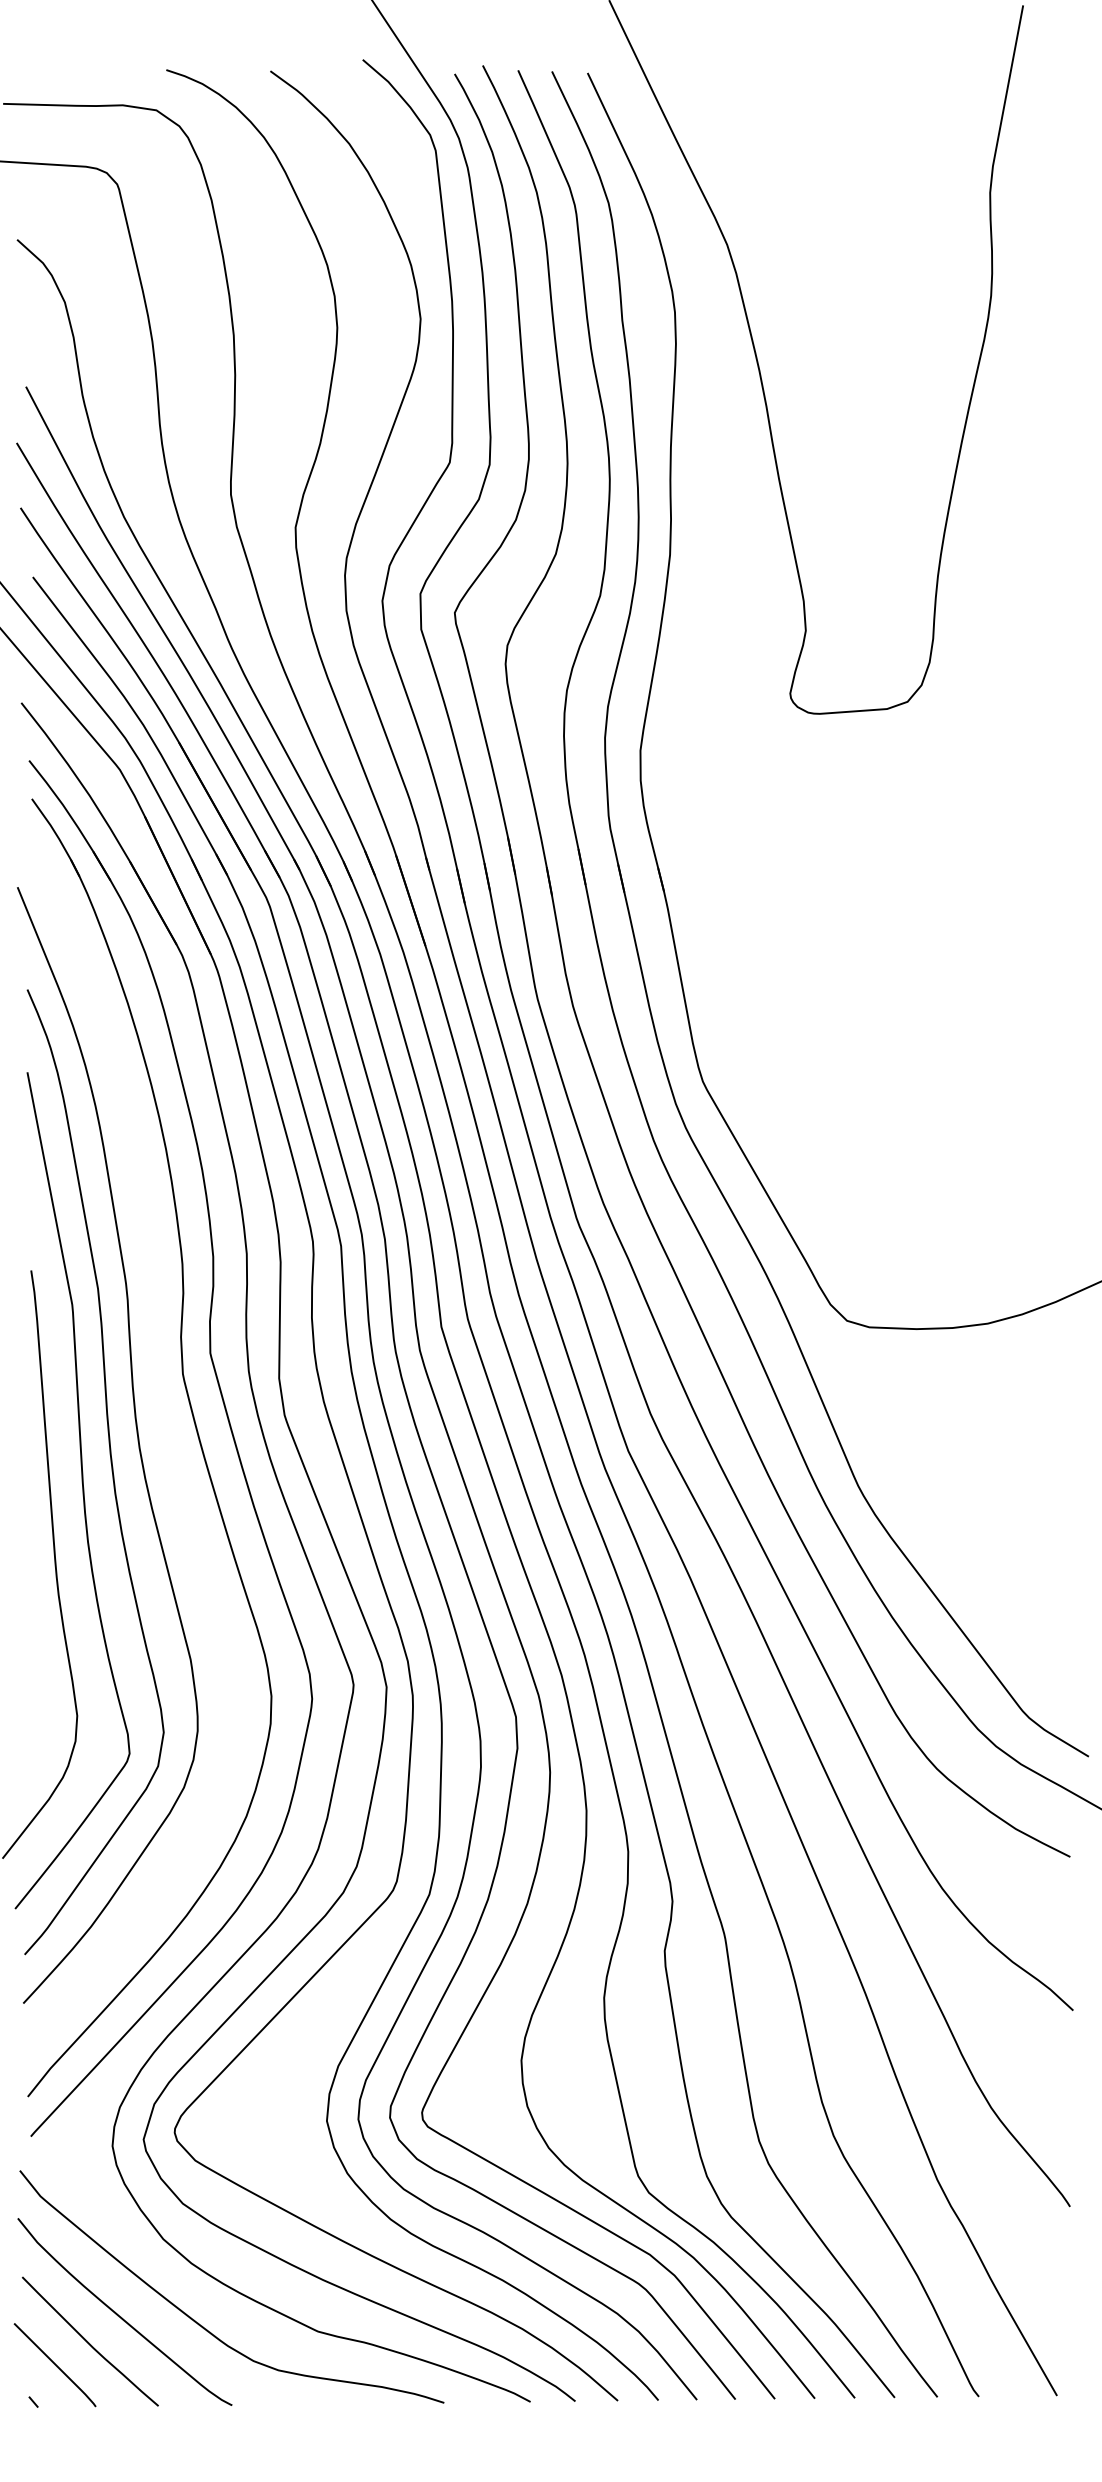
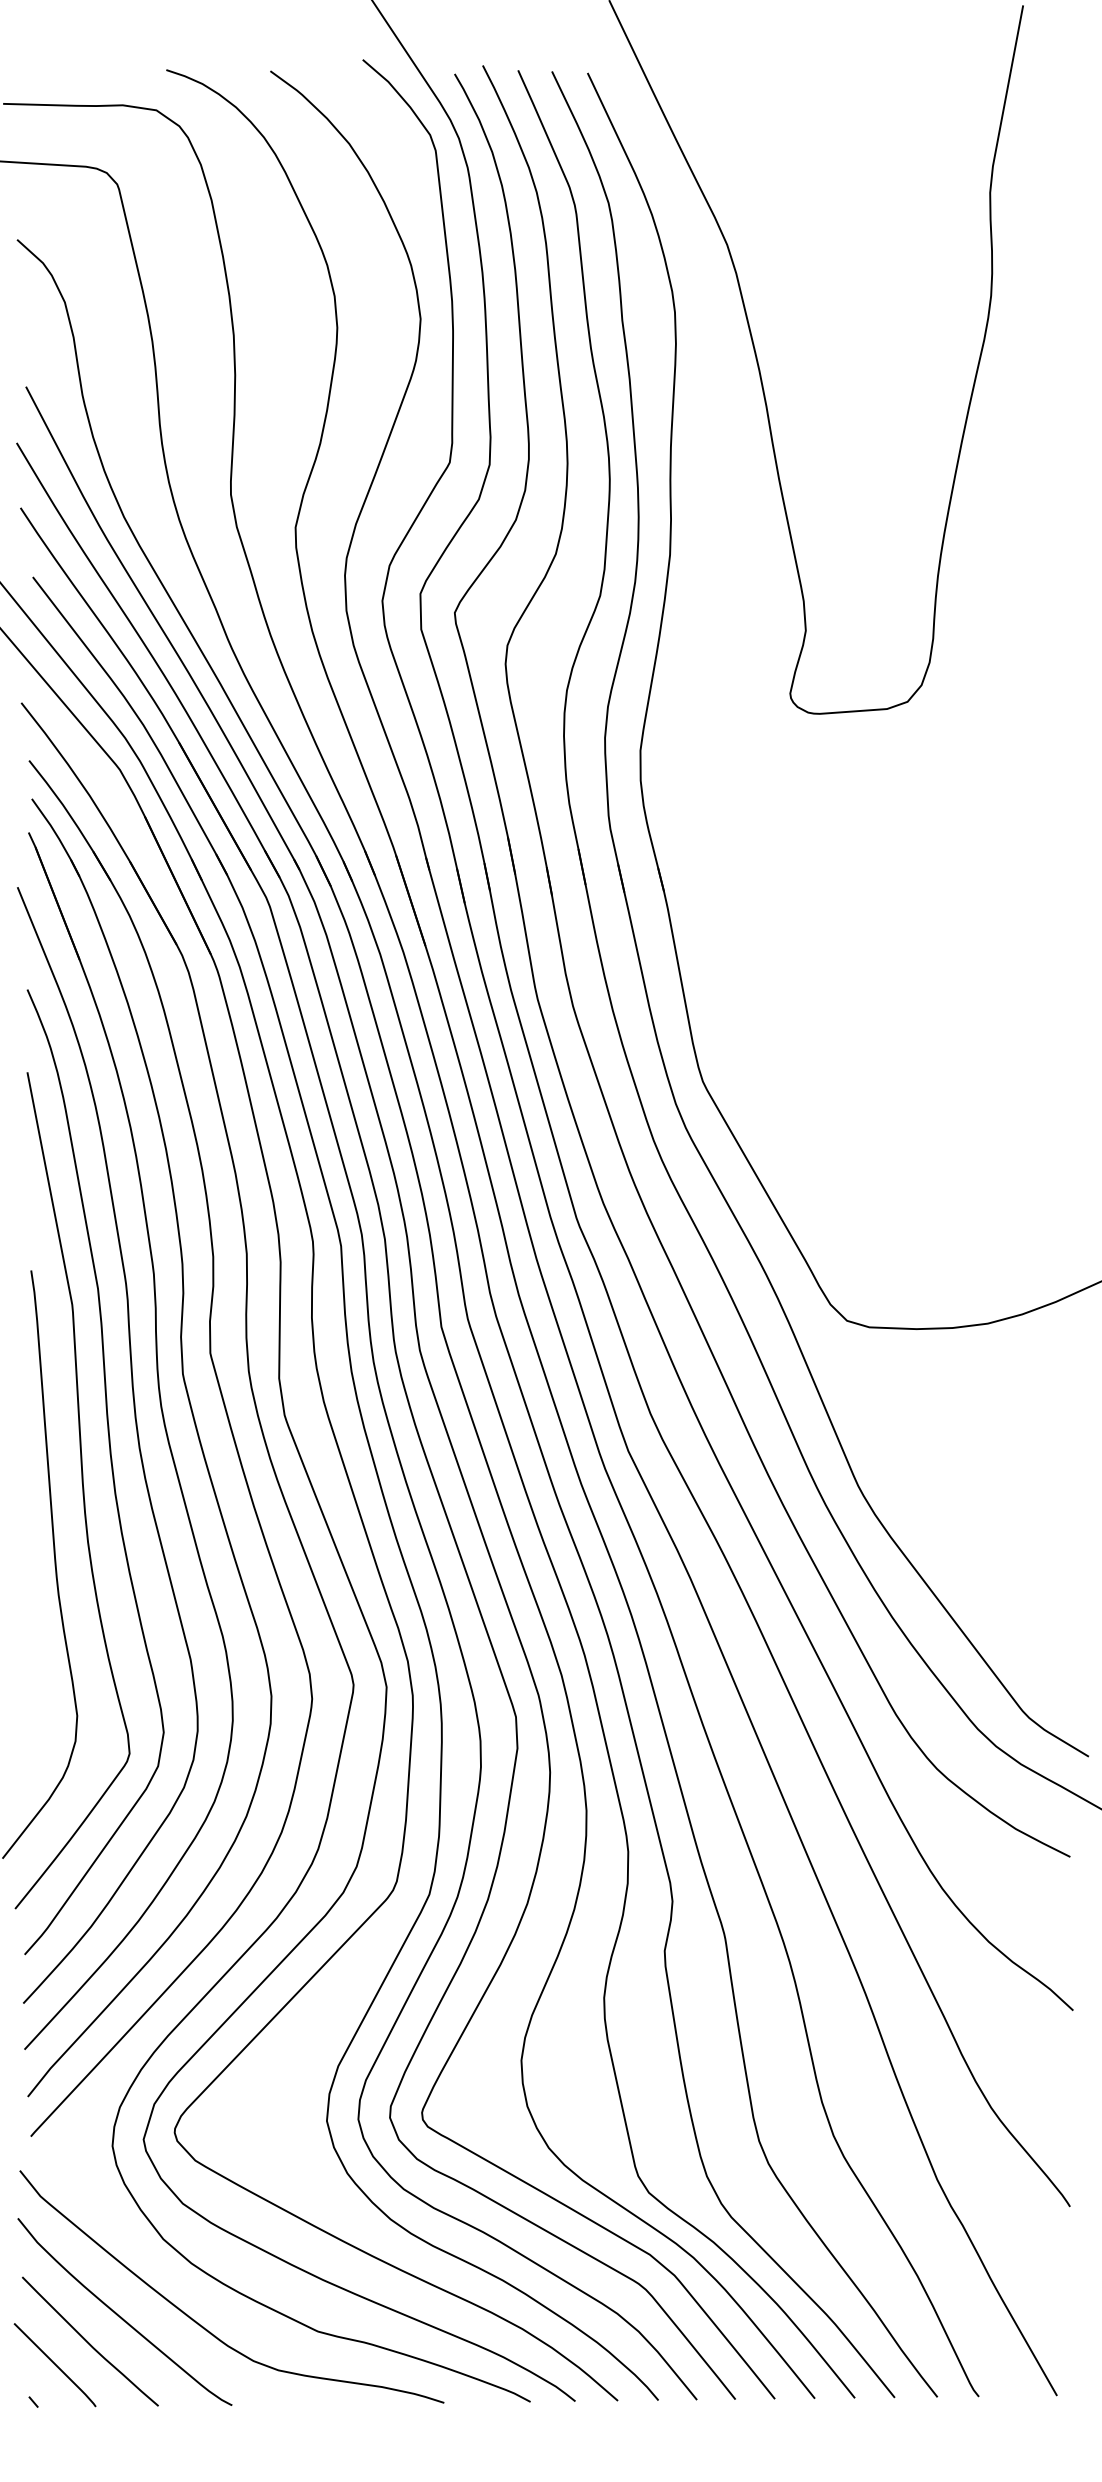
part: none -> present (164, 1429)
